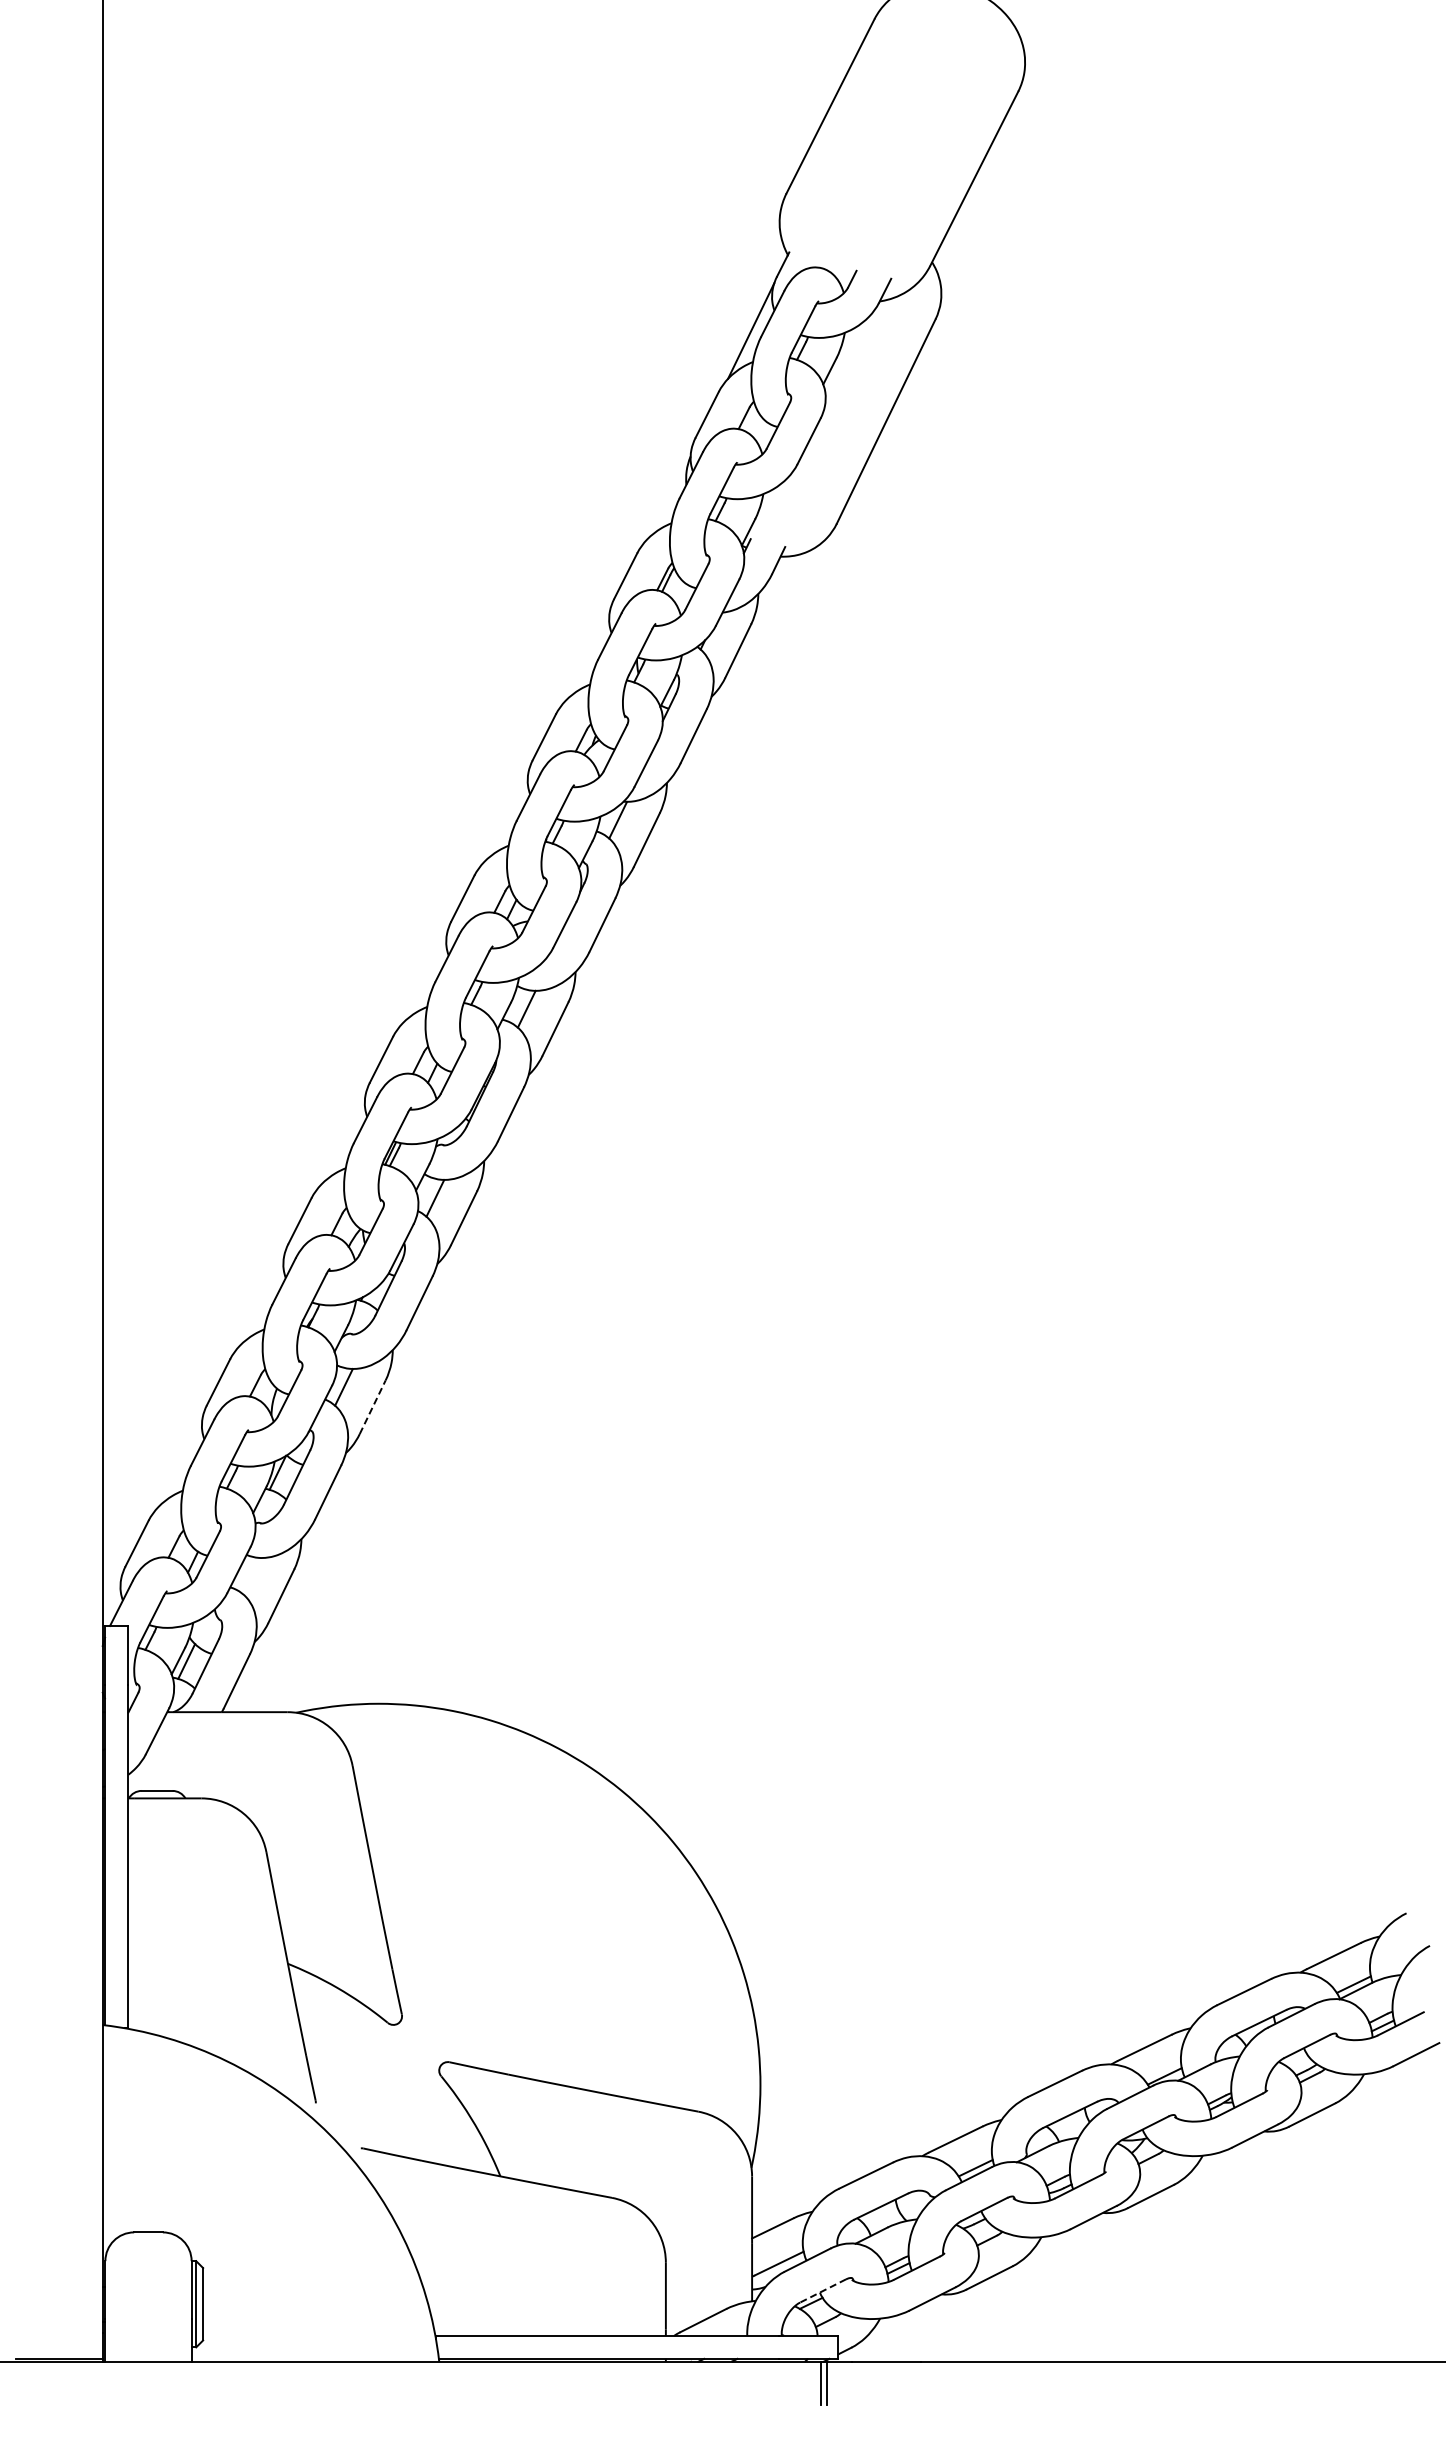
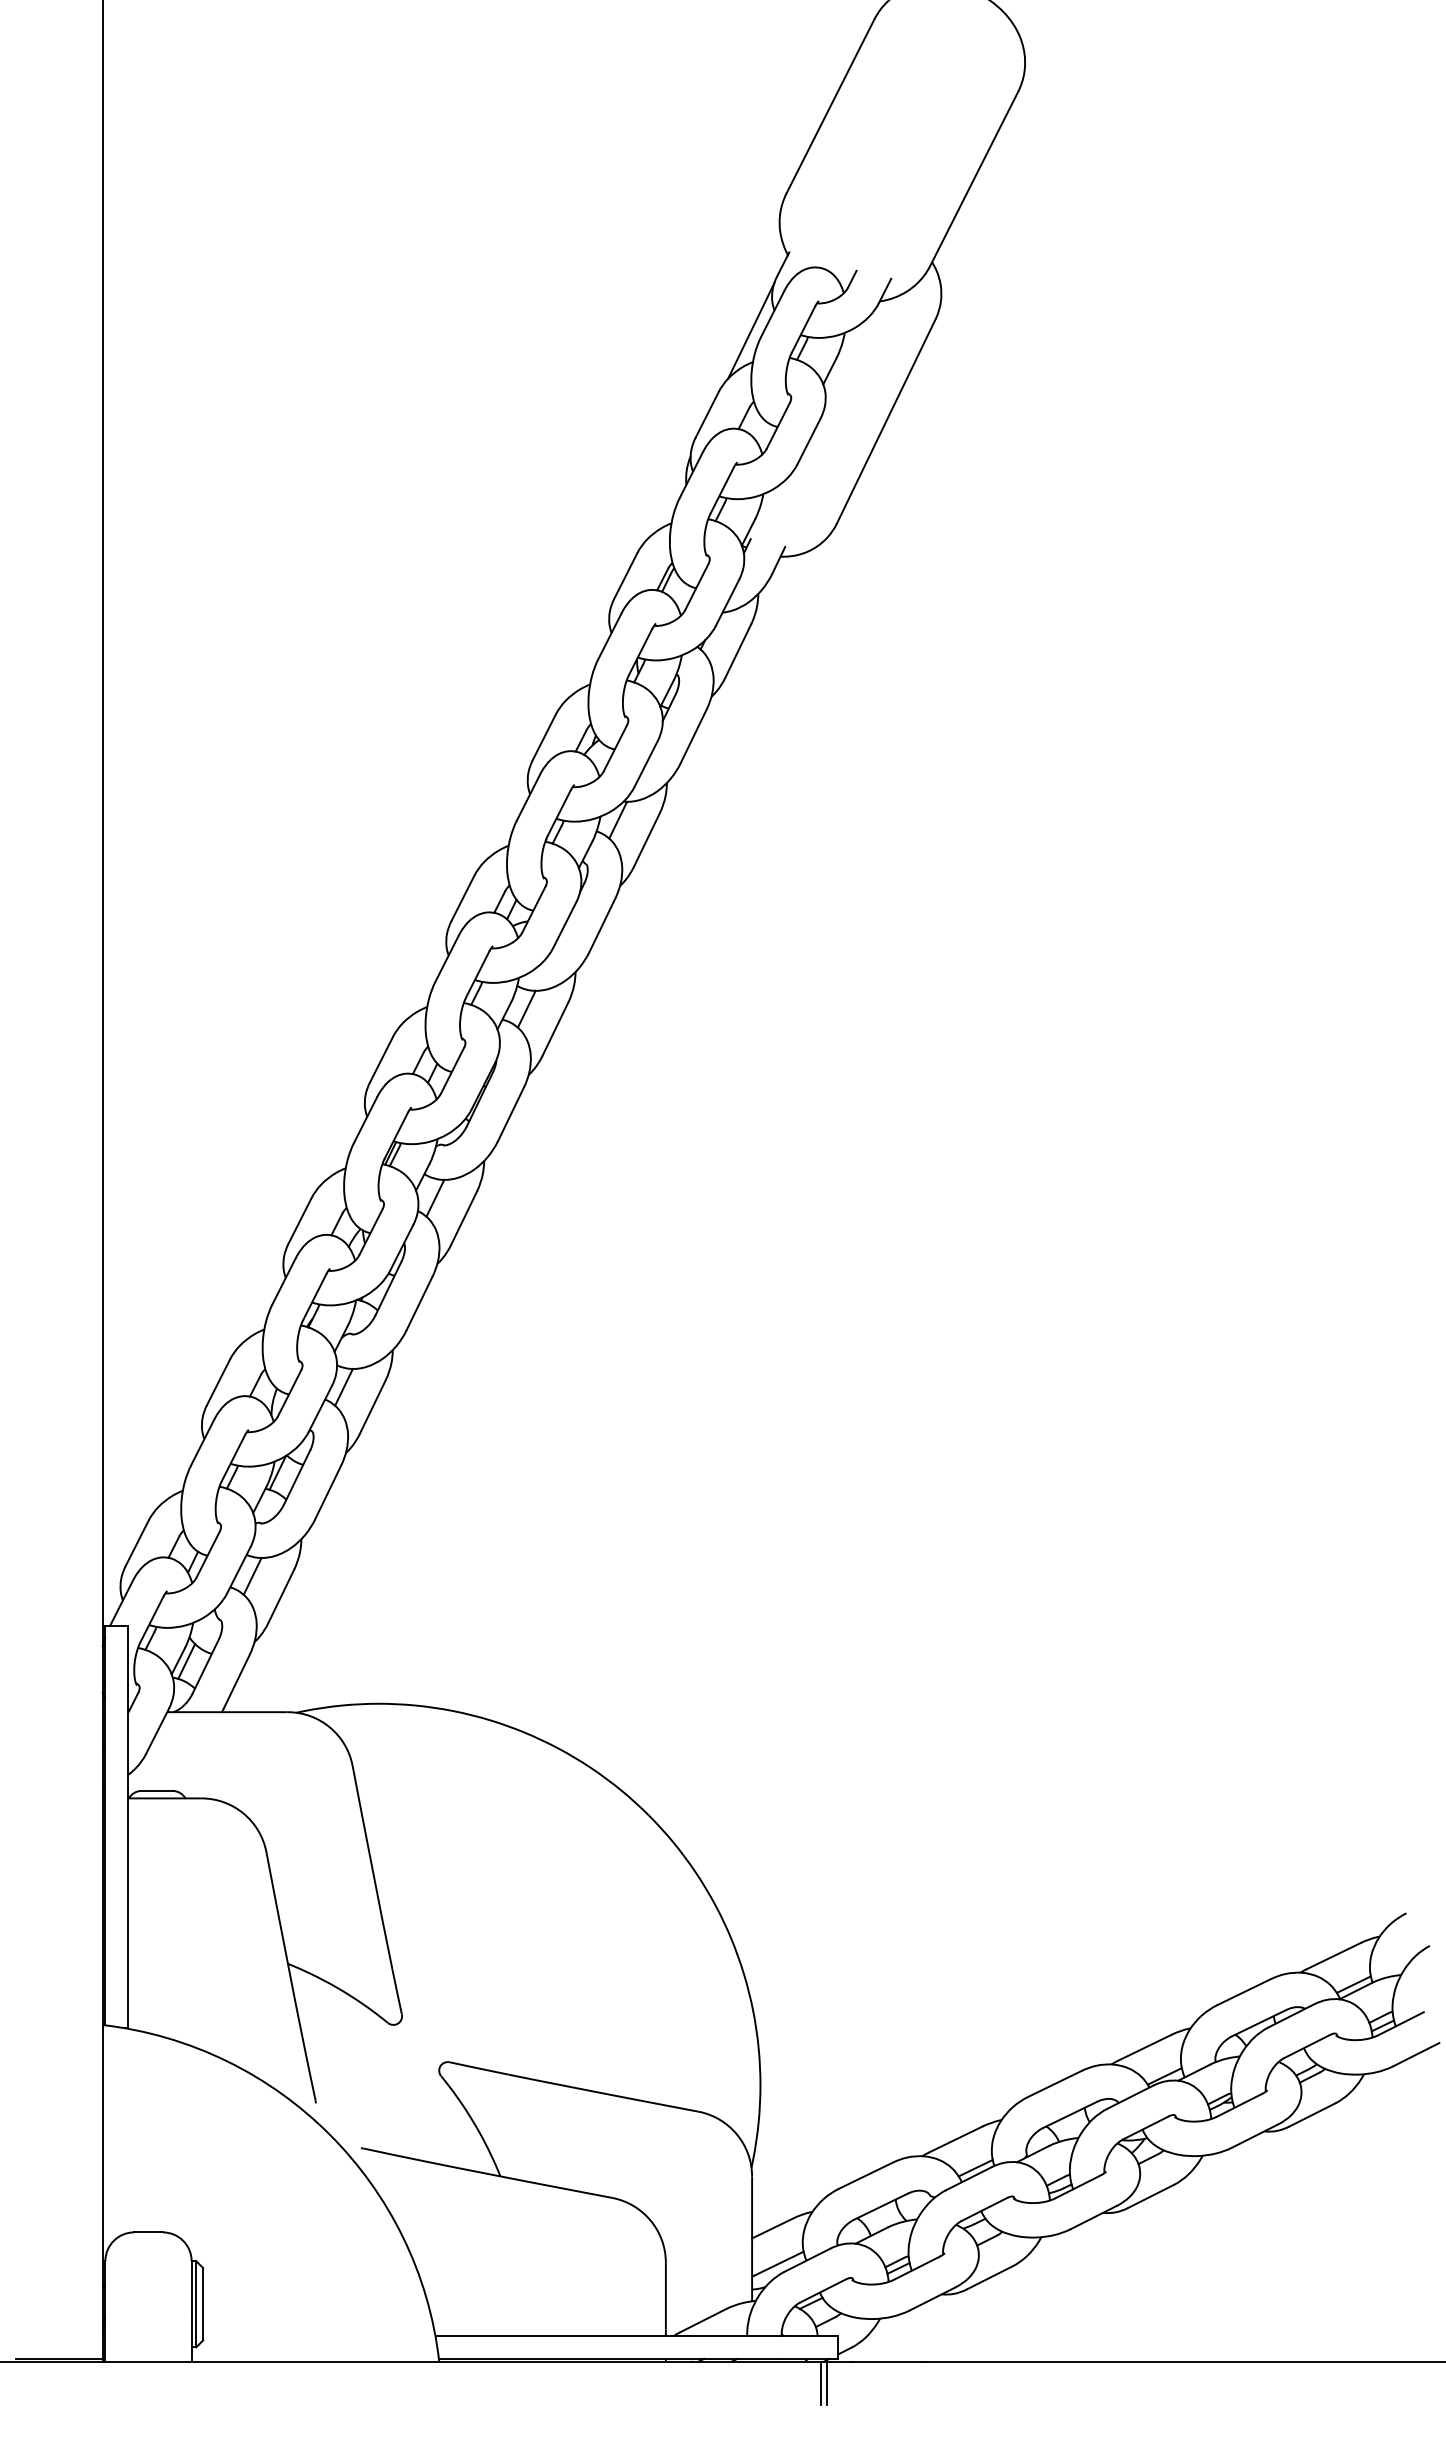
line: dashed -> solid (372, 1407)
line: none -> present (252, 1576)
line: dashed -> solid (823, 2290)
